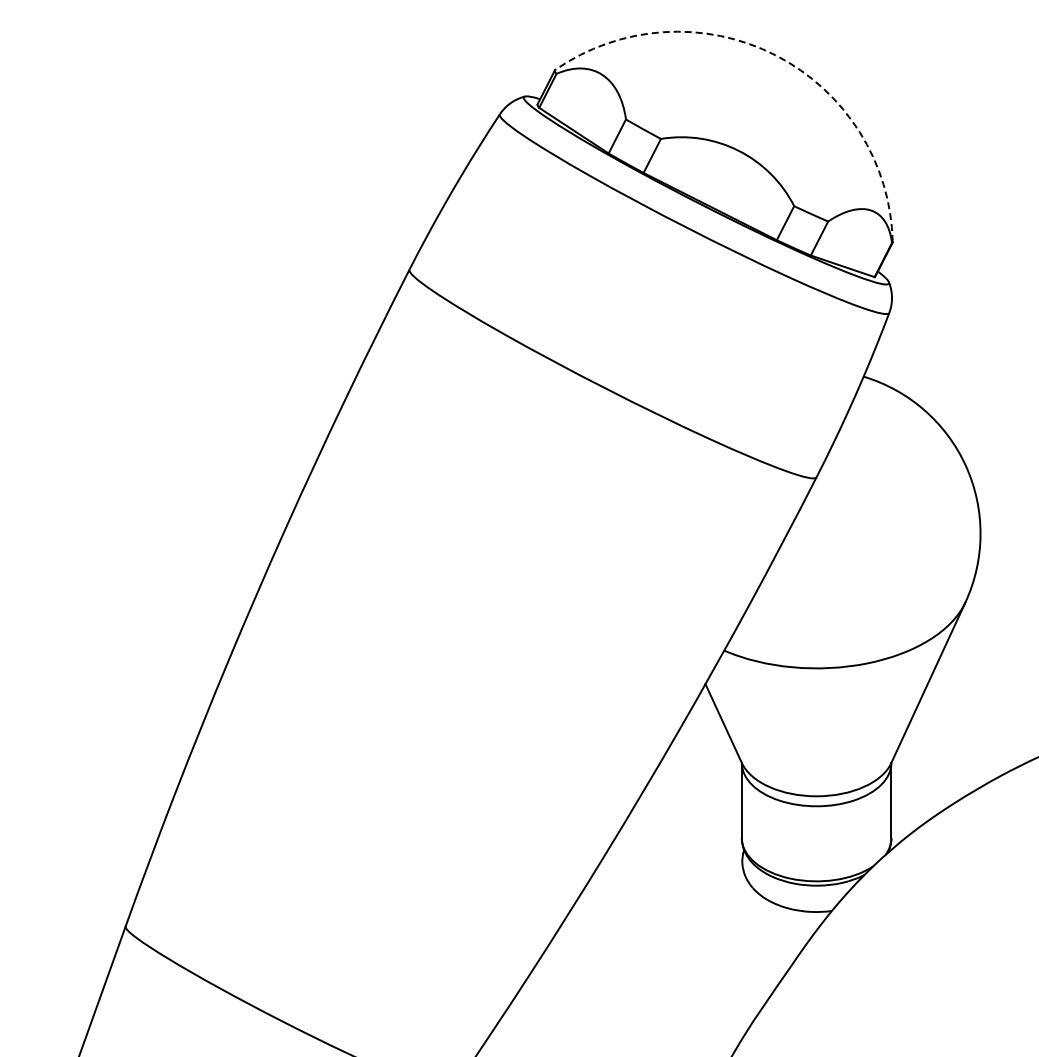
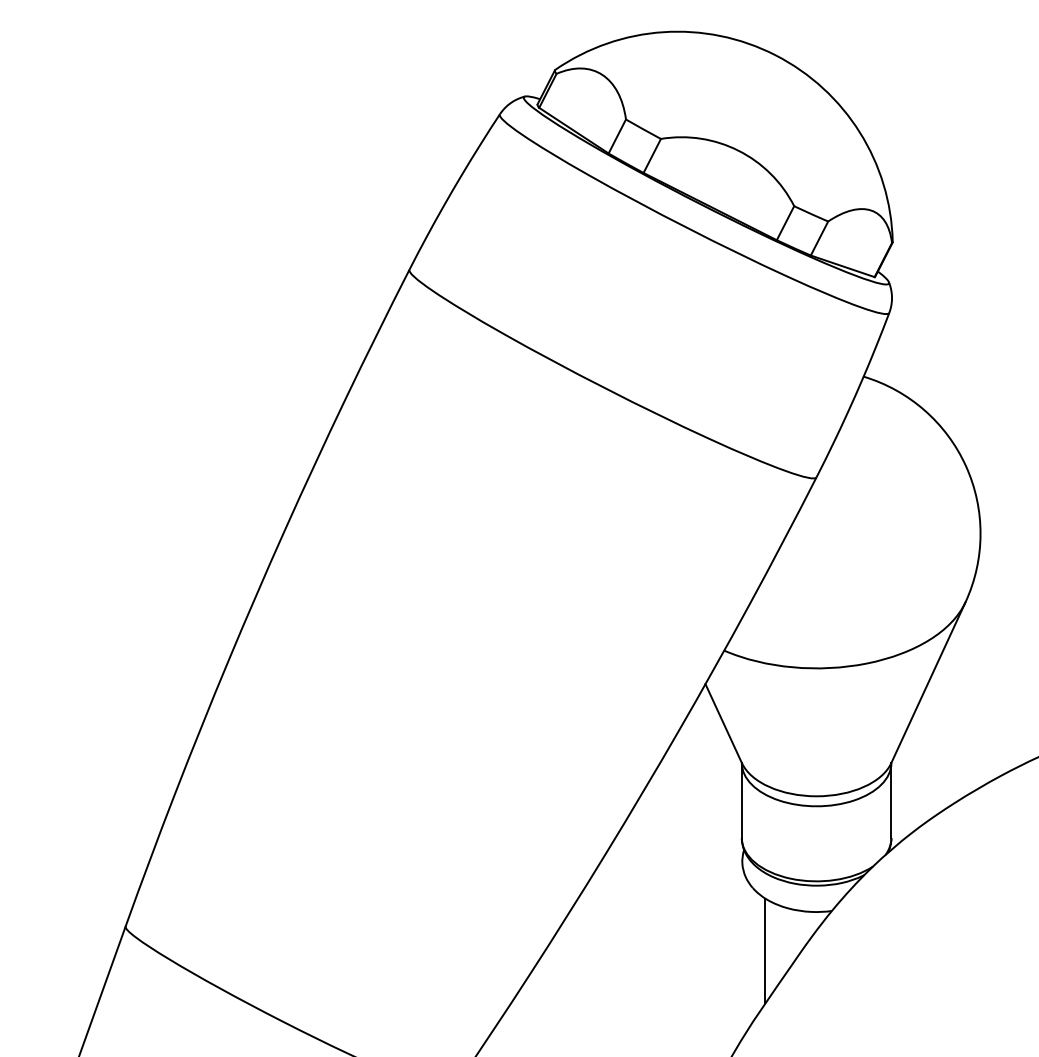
arc: dashed -> solid (775, 55)
line: none -> present (765, 950)
